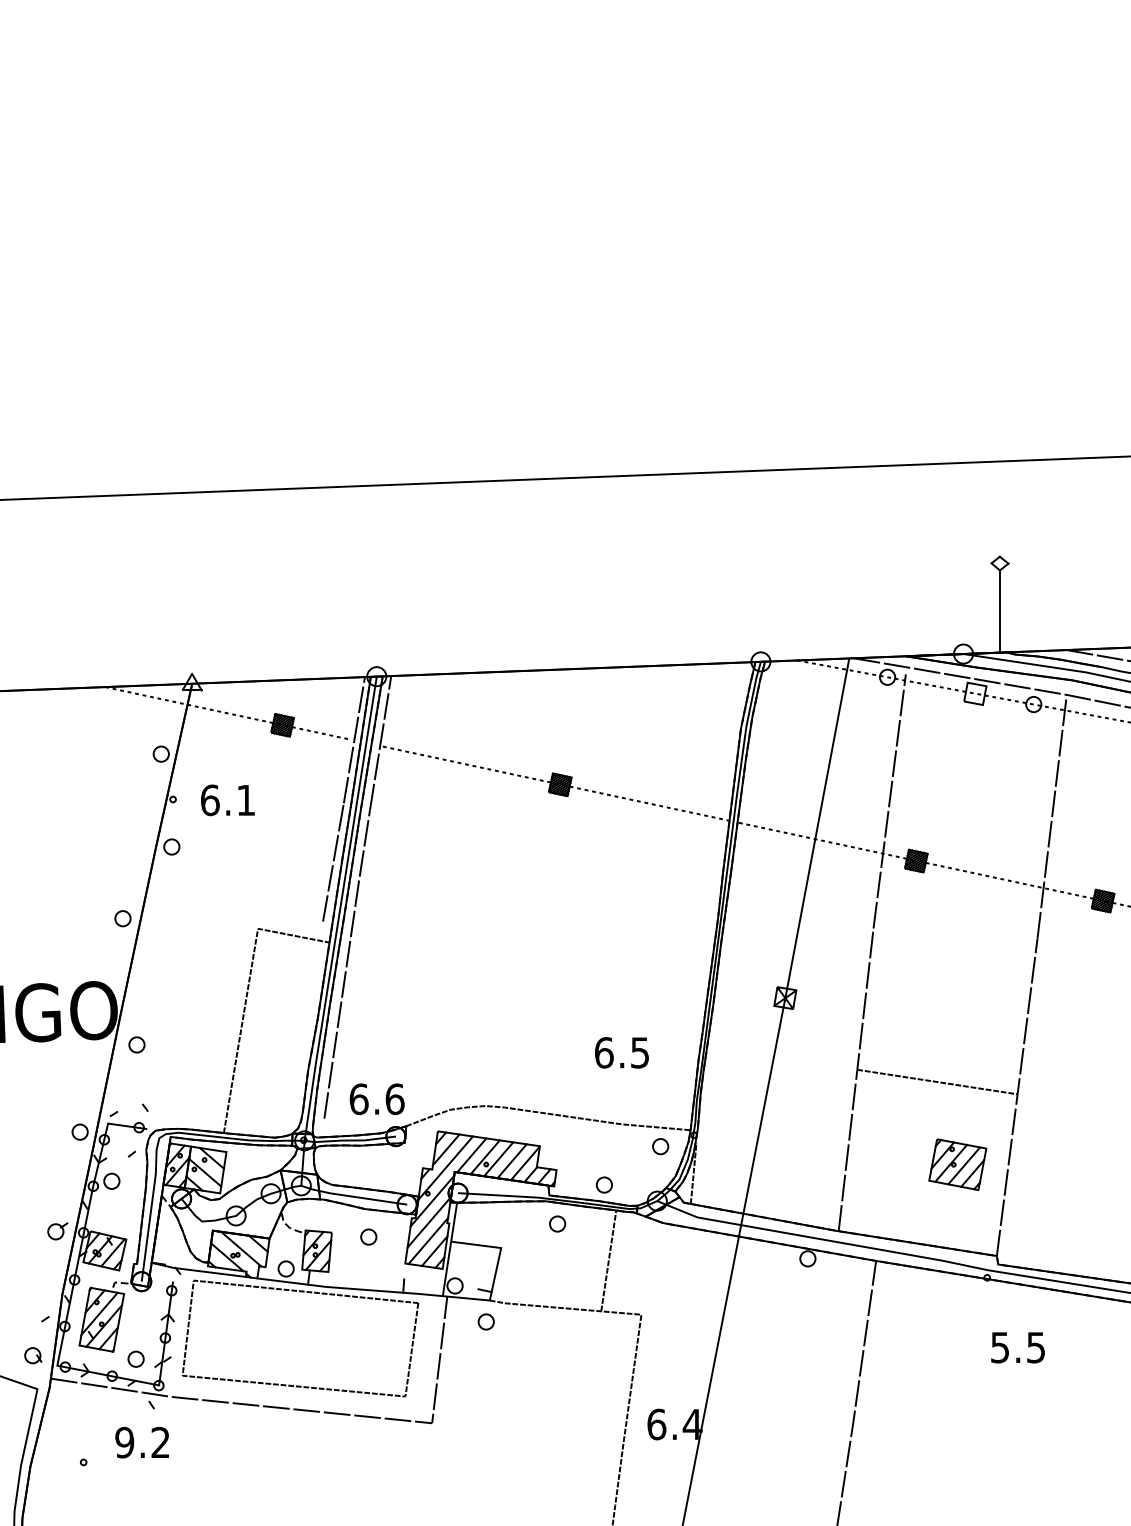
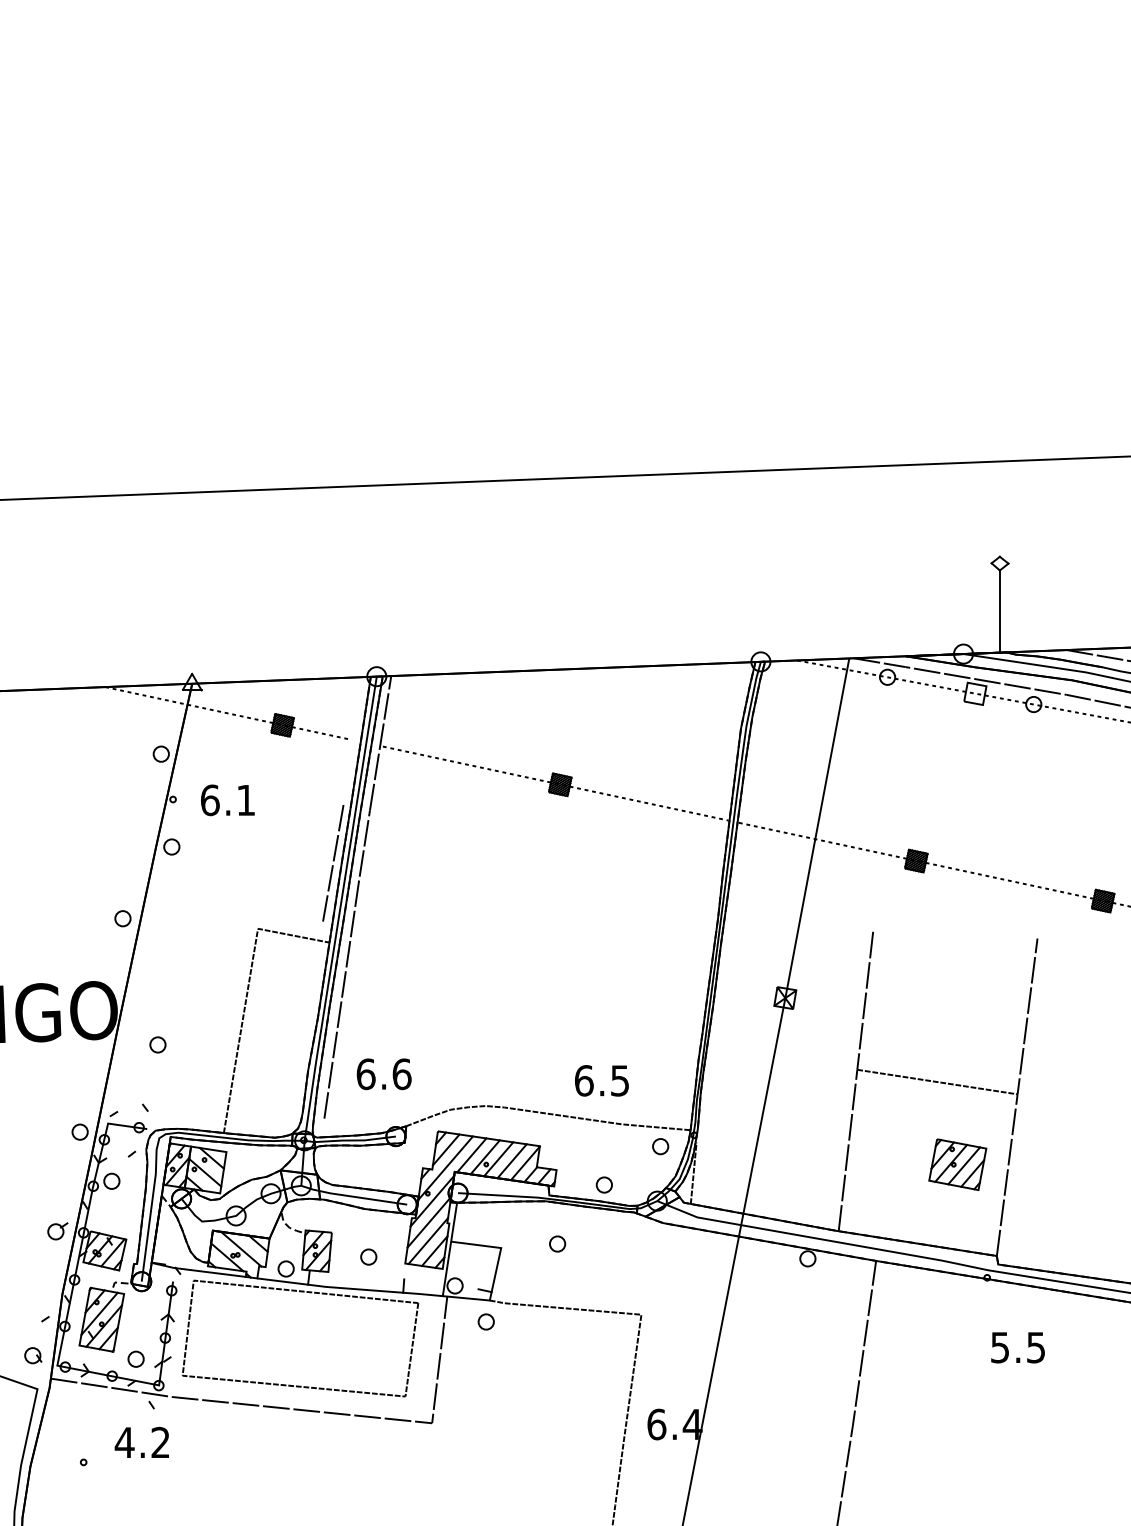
line: present -> none (353, 740)
line: present -> none (889, 801)
line: present -> none (1051, 816)
part position: (136, 1044) -> (157, 1044) (157, 1044)
text position: (621, 1052) -> (601, 1080) (601, 1080)
text position: (376, 1099) -> (383, 1074) (383, 1074)
part position: (557, 1223) -> (557, 1243) (557, 1243)
part position: (368, 1236) -> (368, 1256) (368, 1256)
line: present -> none (608, 1260)
text: 9.2 -> 4.2 (124, 1442)
